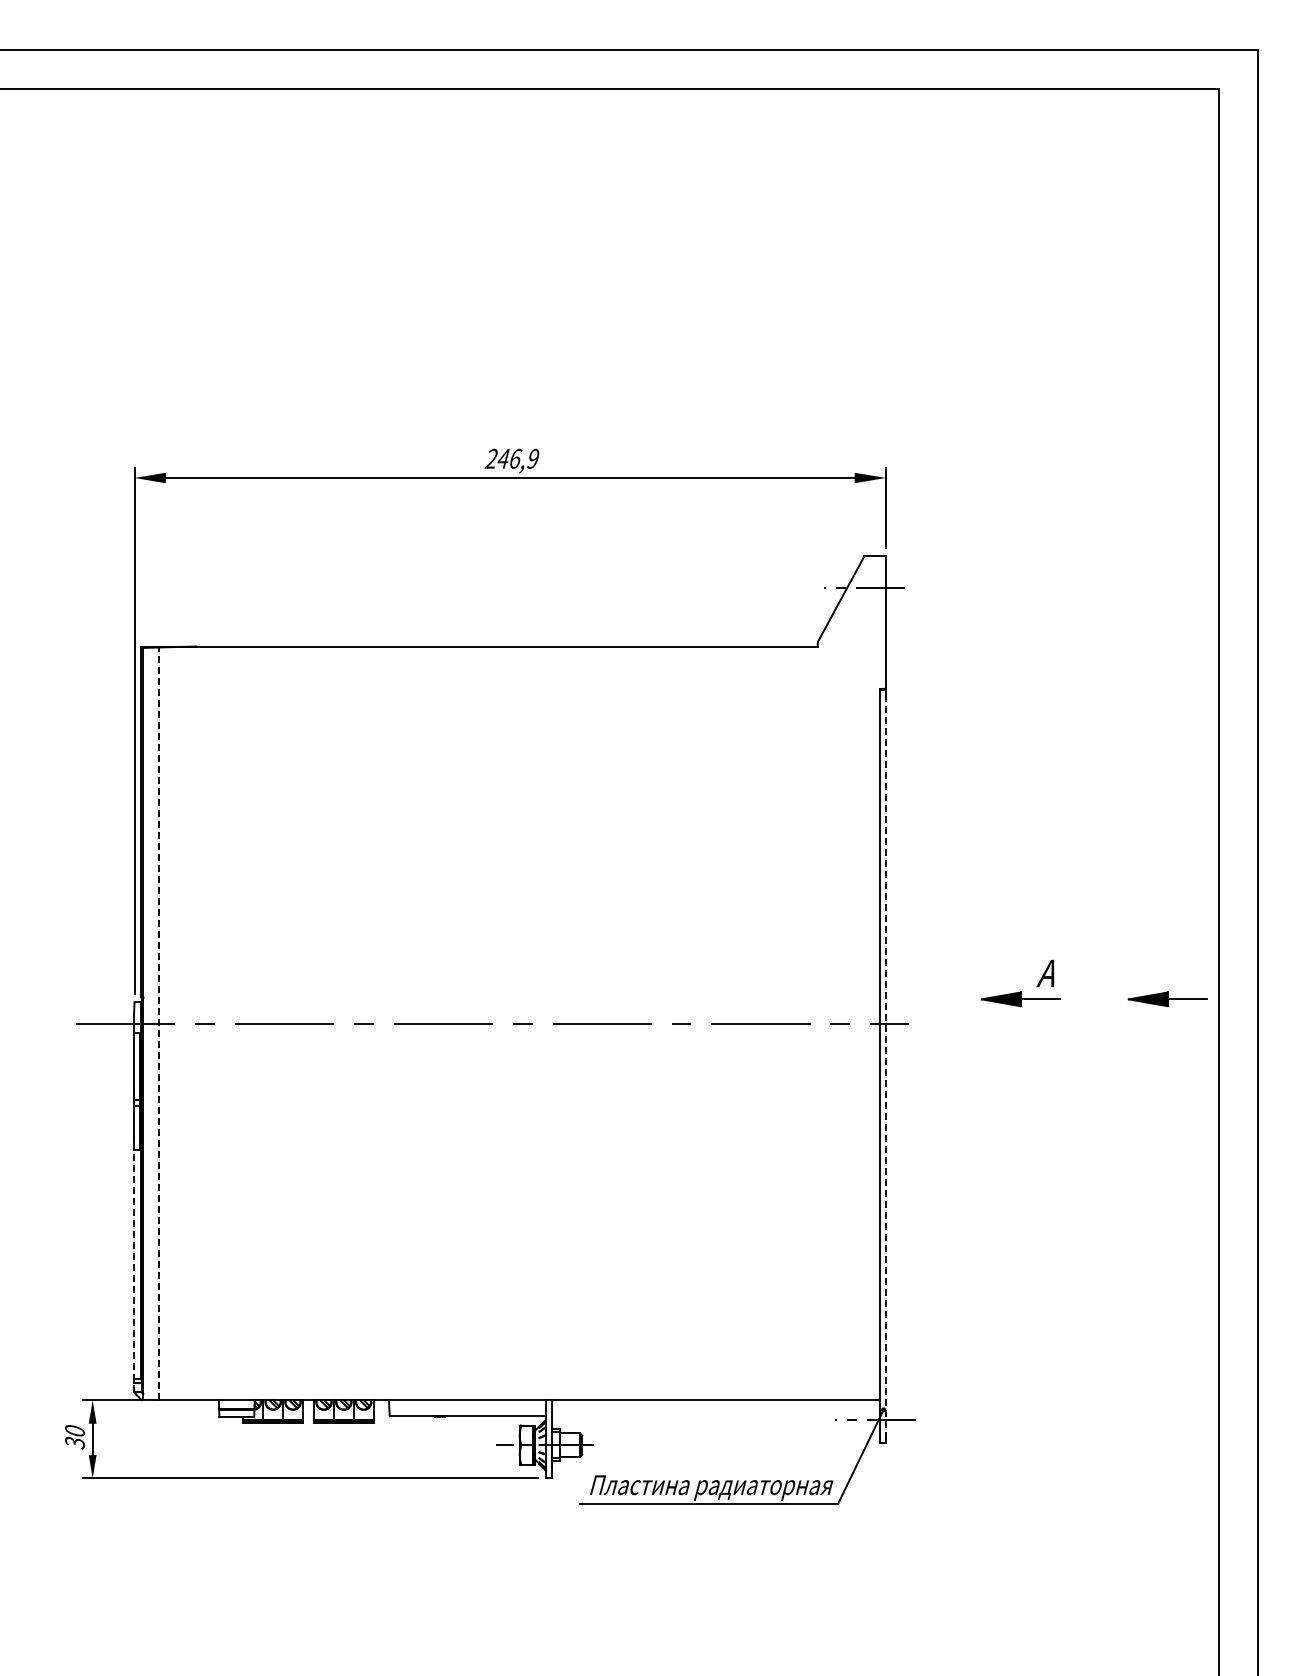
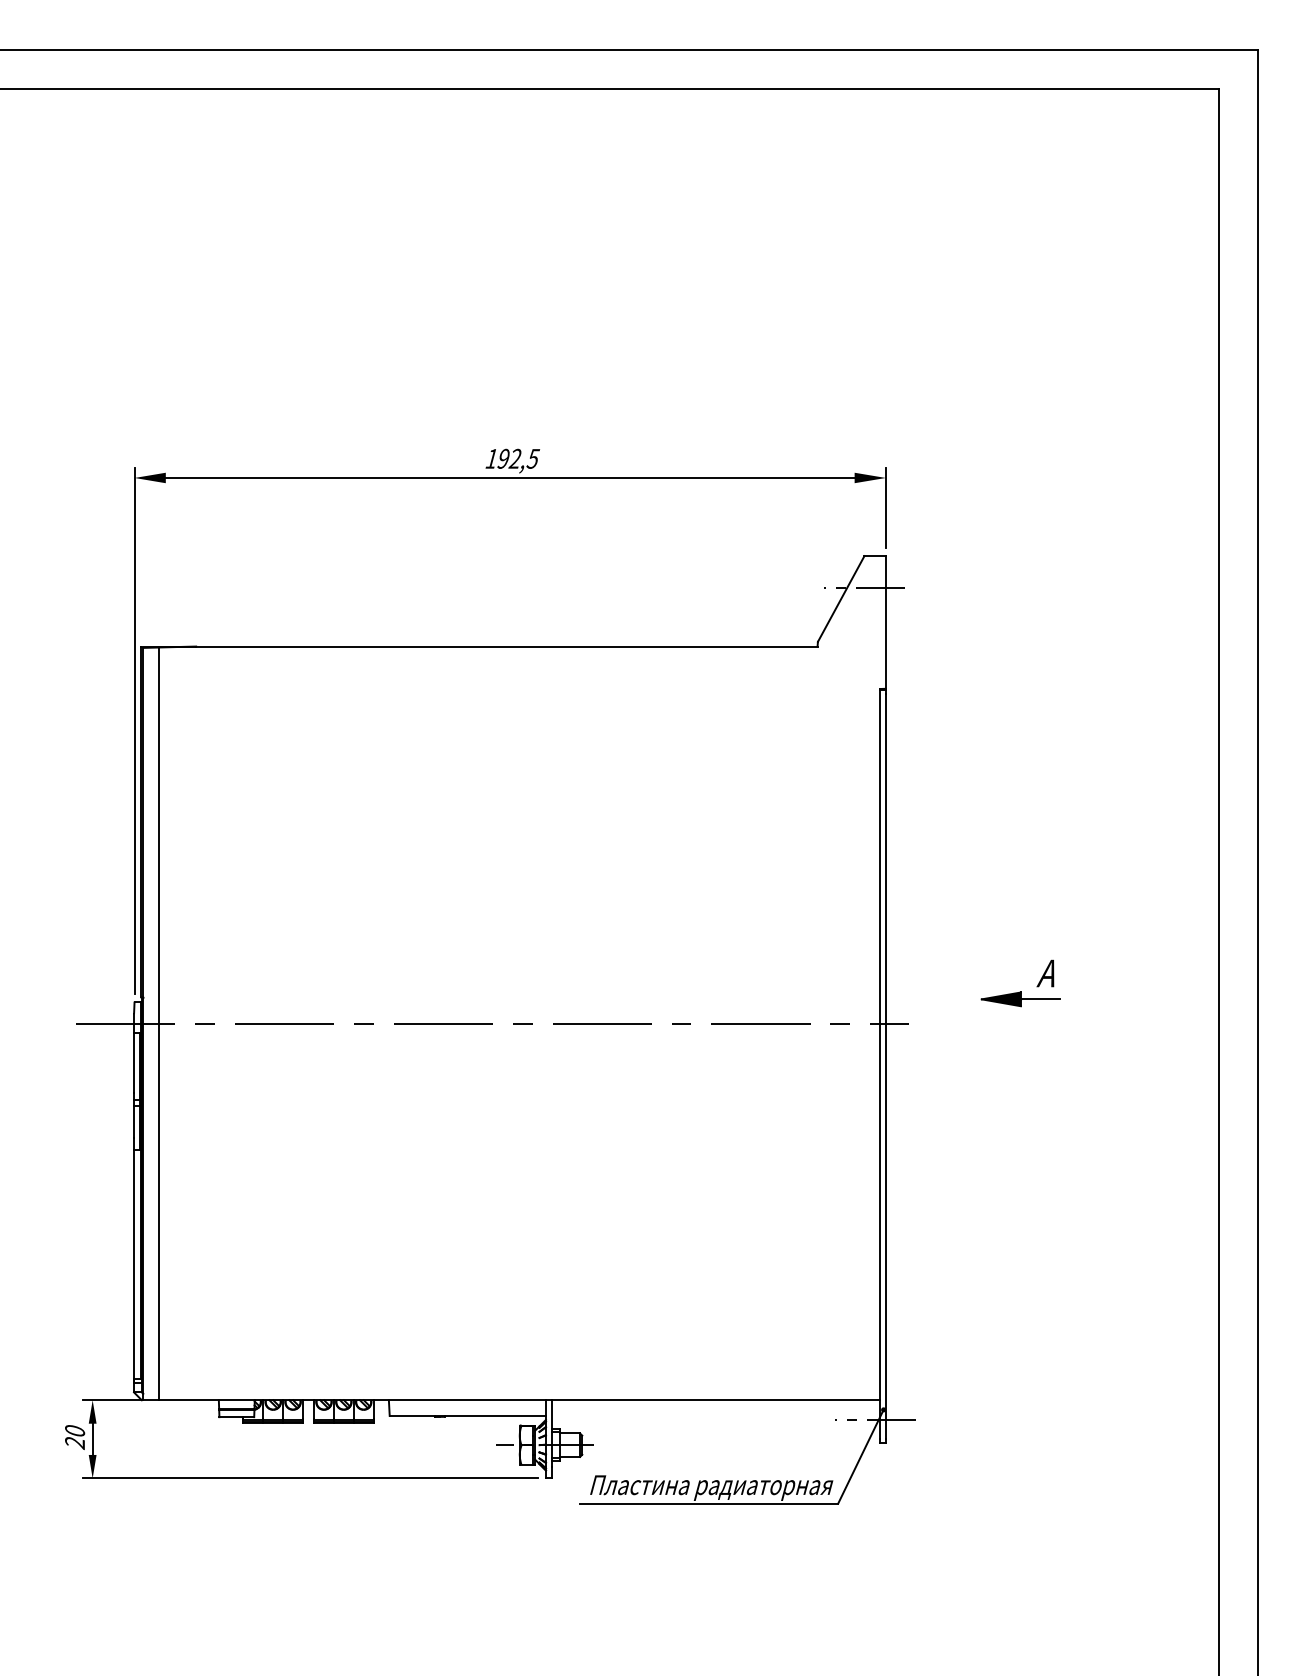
text: 246,9 -> 192,5 (512, 458)
part: present -> none (1167, 999)
line: dashed -> solid (159, 1023)
line: dashed -> solid (885, 1066)
line: dashed -> solid (134, 1270)
text: 30 -> 20 (75, 1443)
